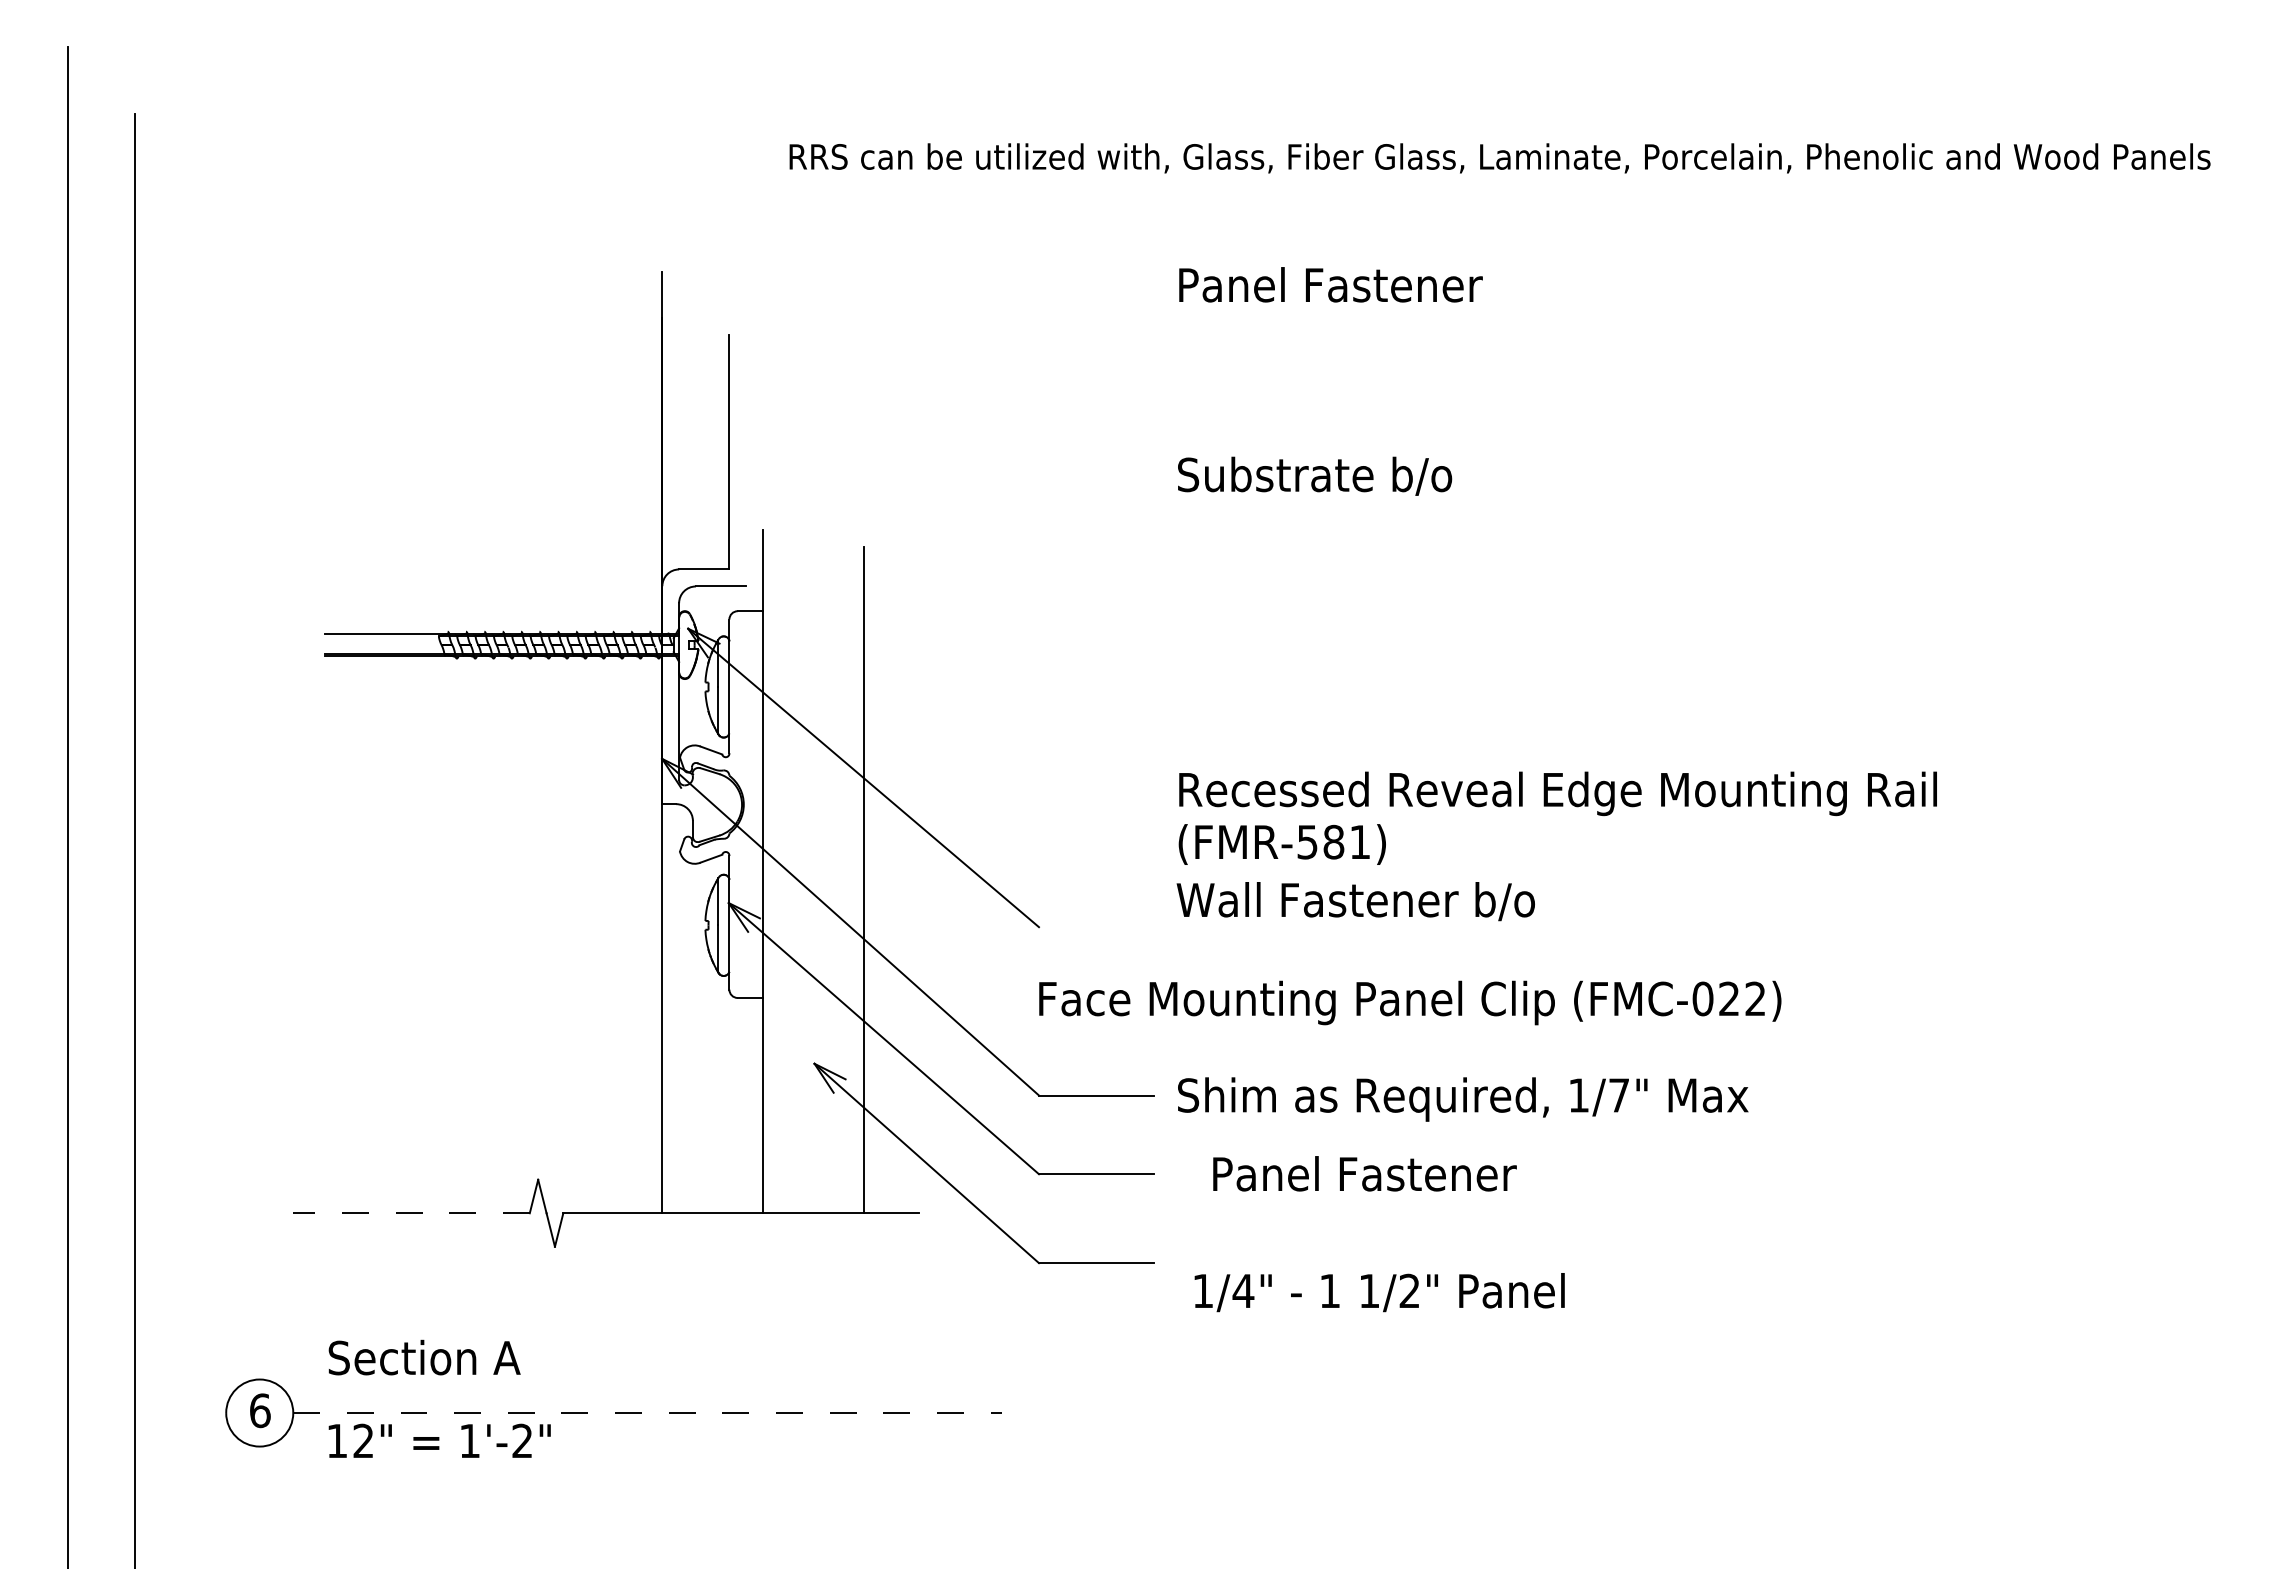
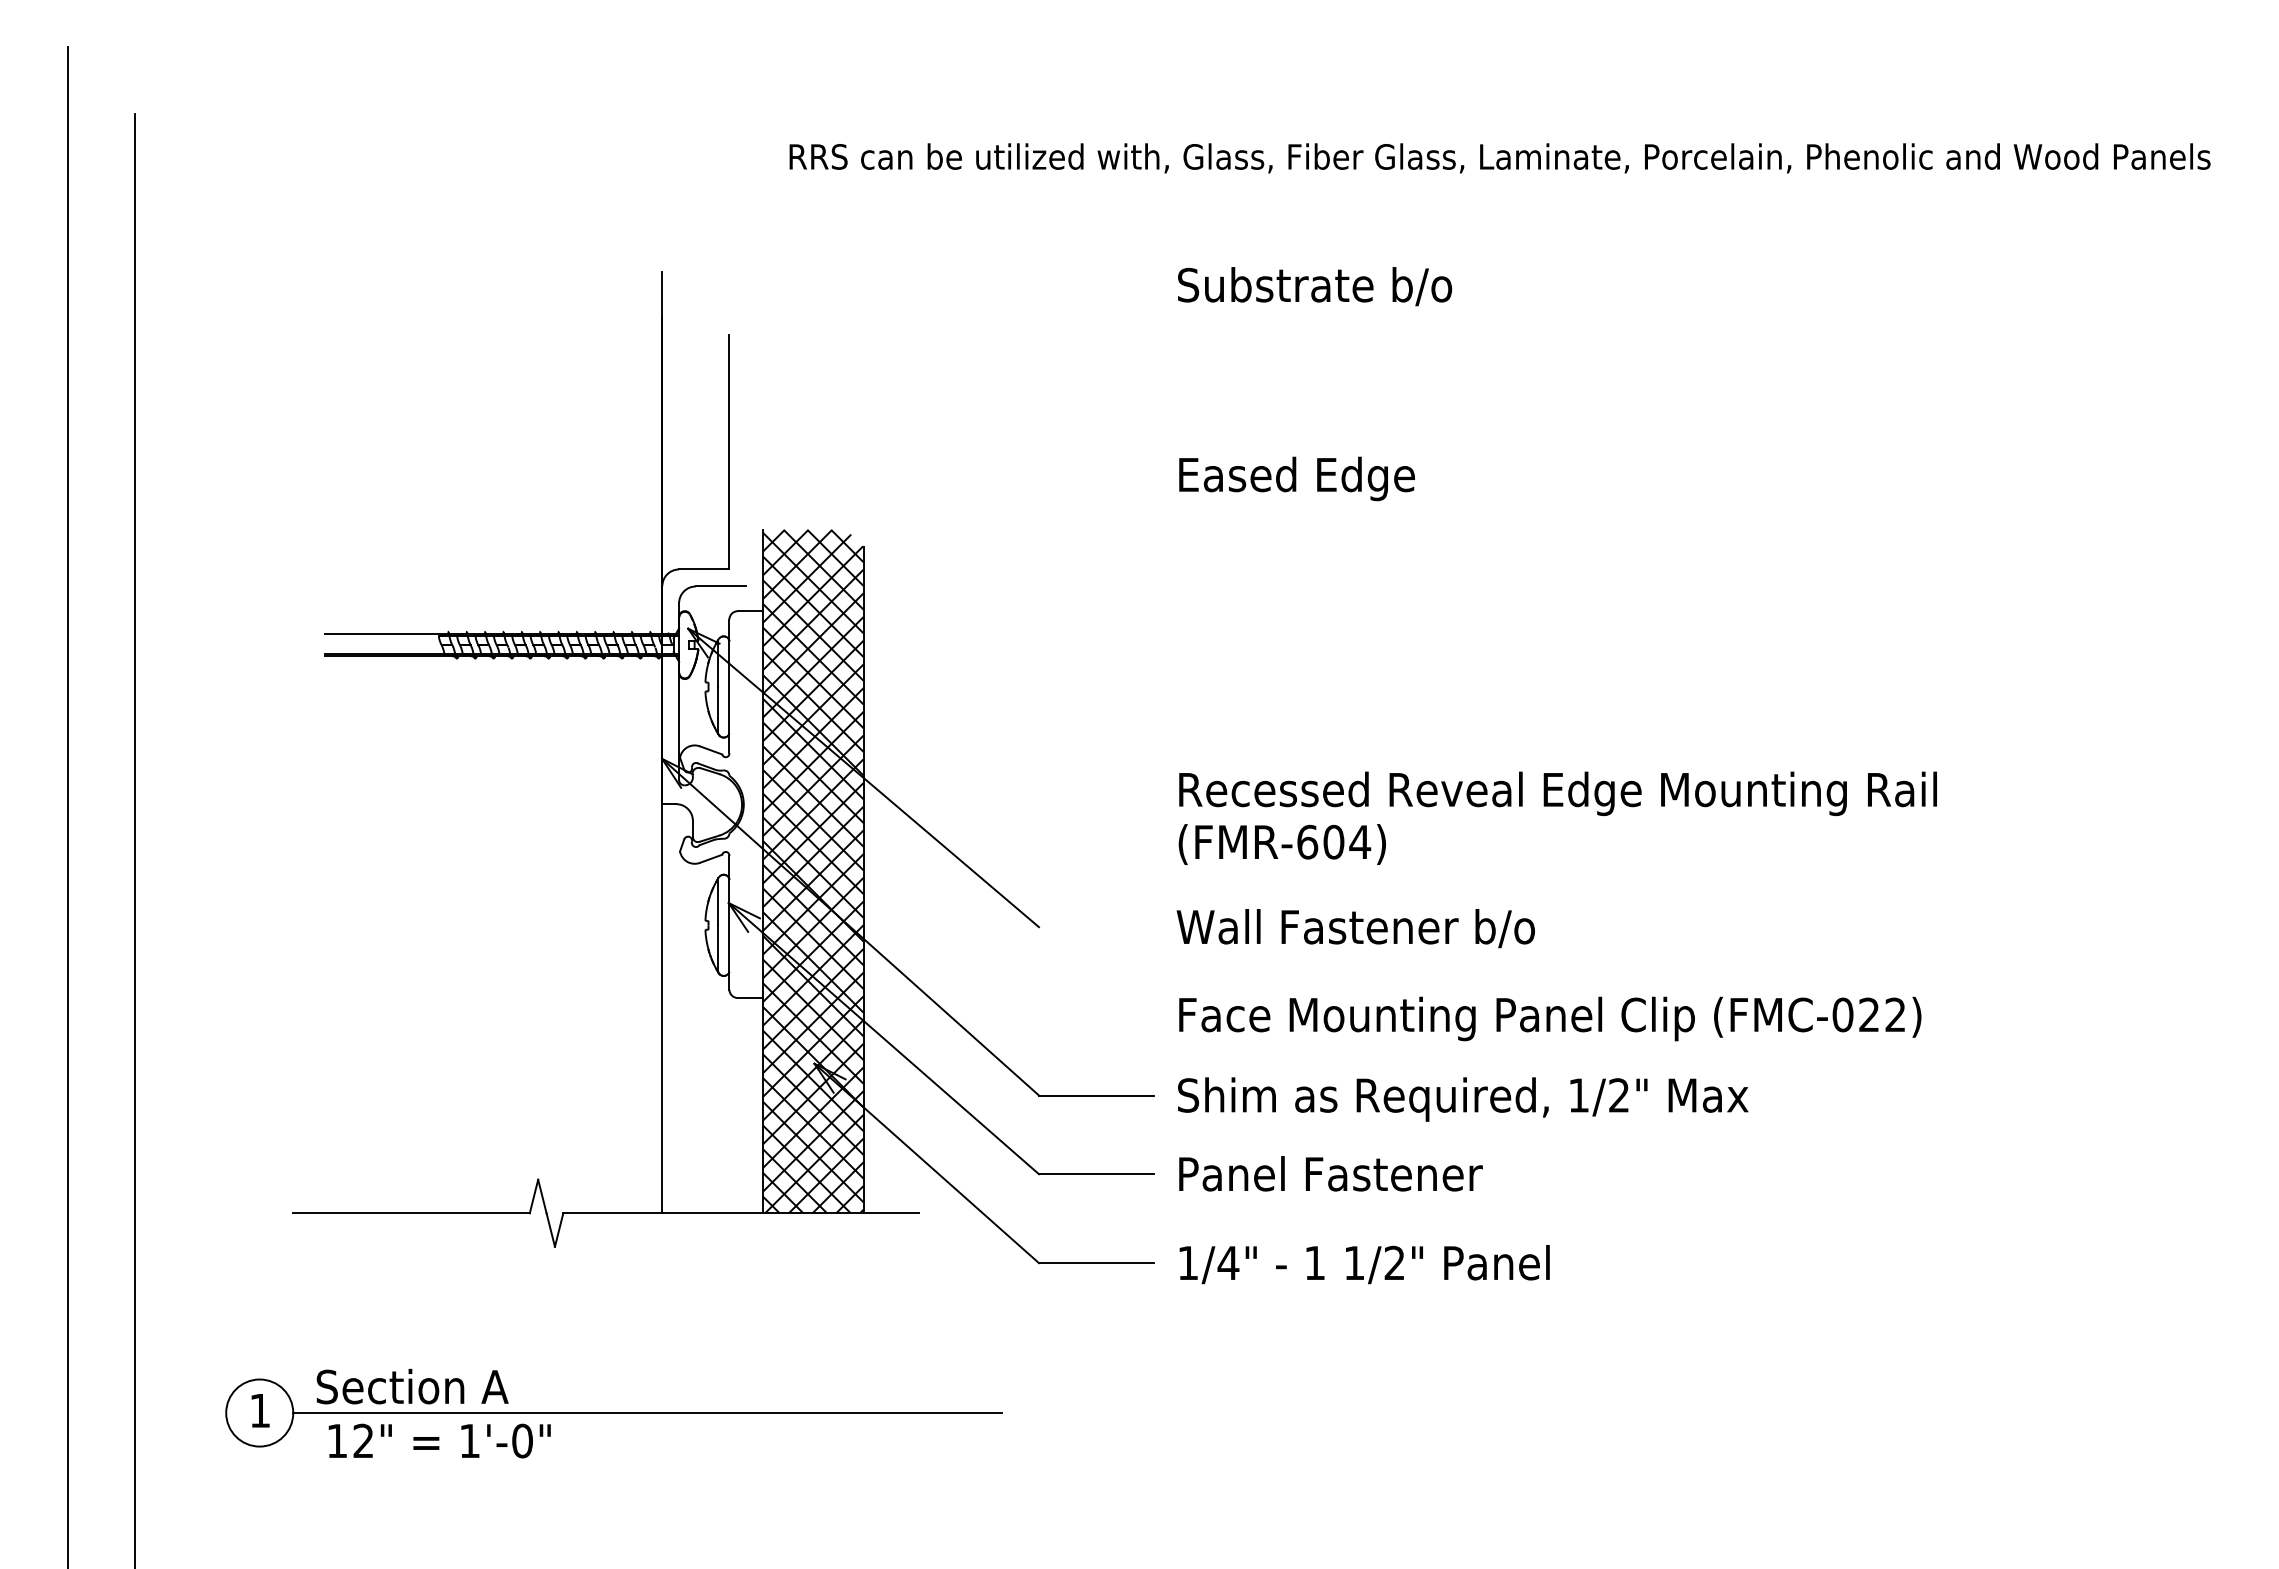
text: Panel Fastener -> Substrate b/o (1330, 286)
text: Substrate b/o -> Eased Edge (1315, 478)
text: (FMR-581) -> (FMR-604) (1334, 841)
hatch: none -> present (812, 871)
text position: (1355, 901) -> (1355, 928) (1355, 928)
text position: (1410, 1002) -> (1550, 1018) (1550, 1018)
text: 1/7" -> 1/2" (1618, 1095)
text position: (1364, 1173) -> (1330, 1173) (1330, 1173)
line: dashed -> solid (410, 1213)
text position: (1379, 1292) -> (1364, 1264) (1364, 1264)
text position: (424, 1357) -> (412, 1386) (412, 1386)
text: 6 -> 1 (260, 1410)
line: dashed -> solid (648, 1413)
text: 1'-2" -> 1'-0" (522, 1440)
